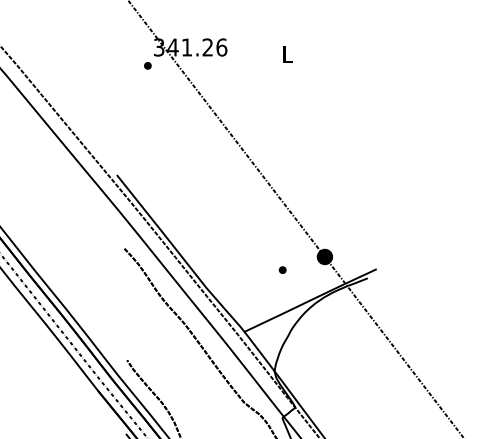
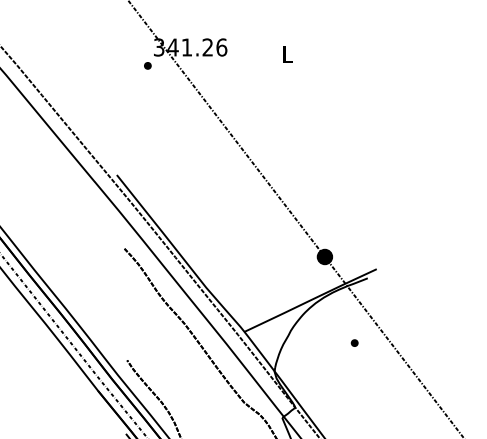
part position: (282, 269) -> (354, 342) (354, 342)
